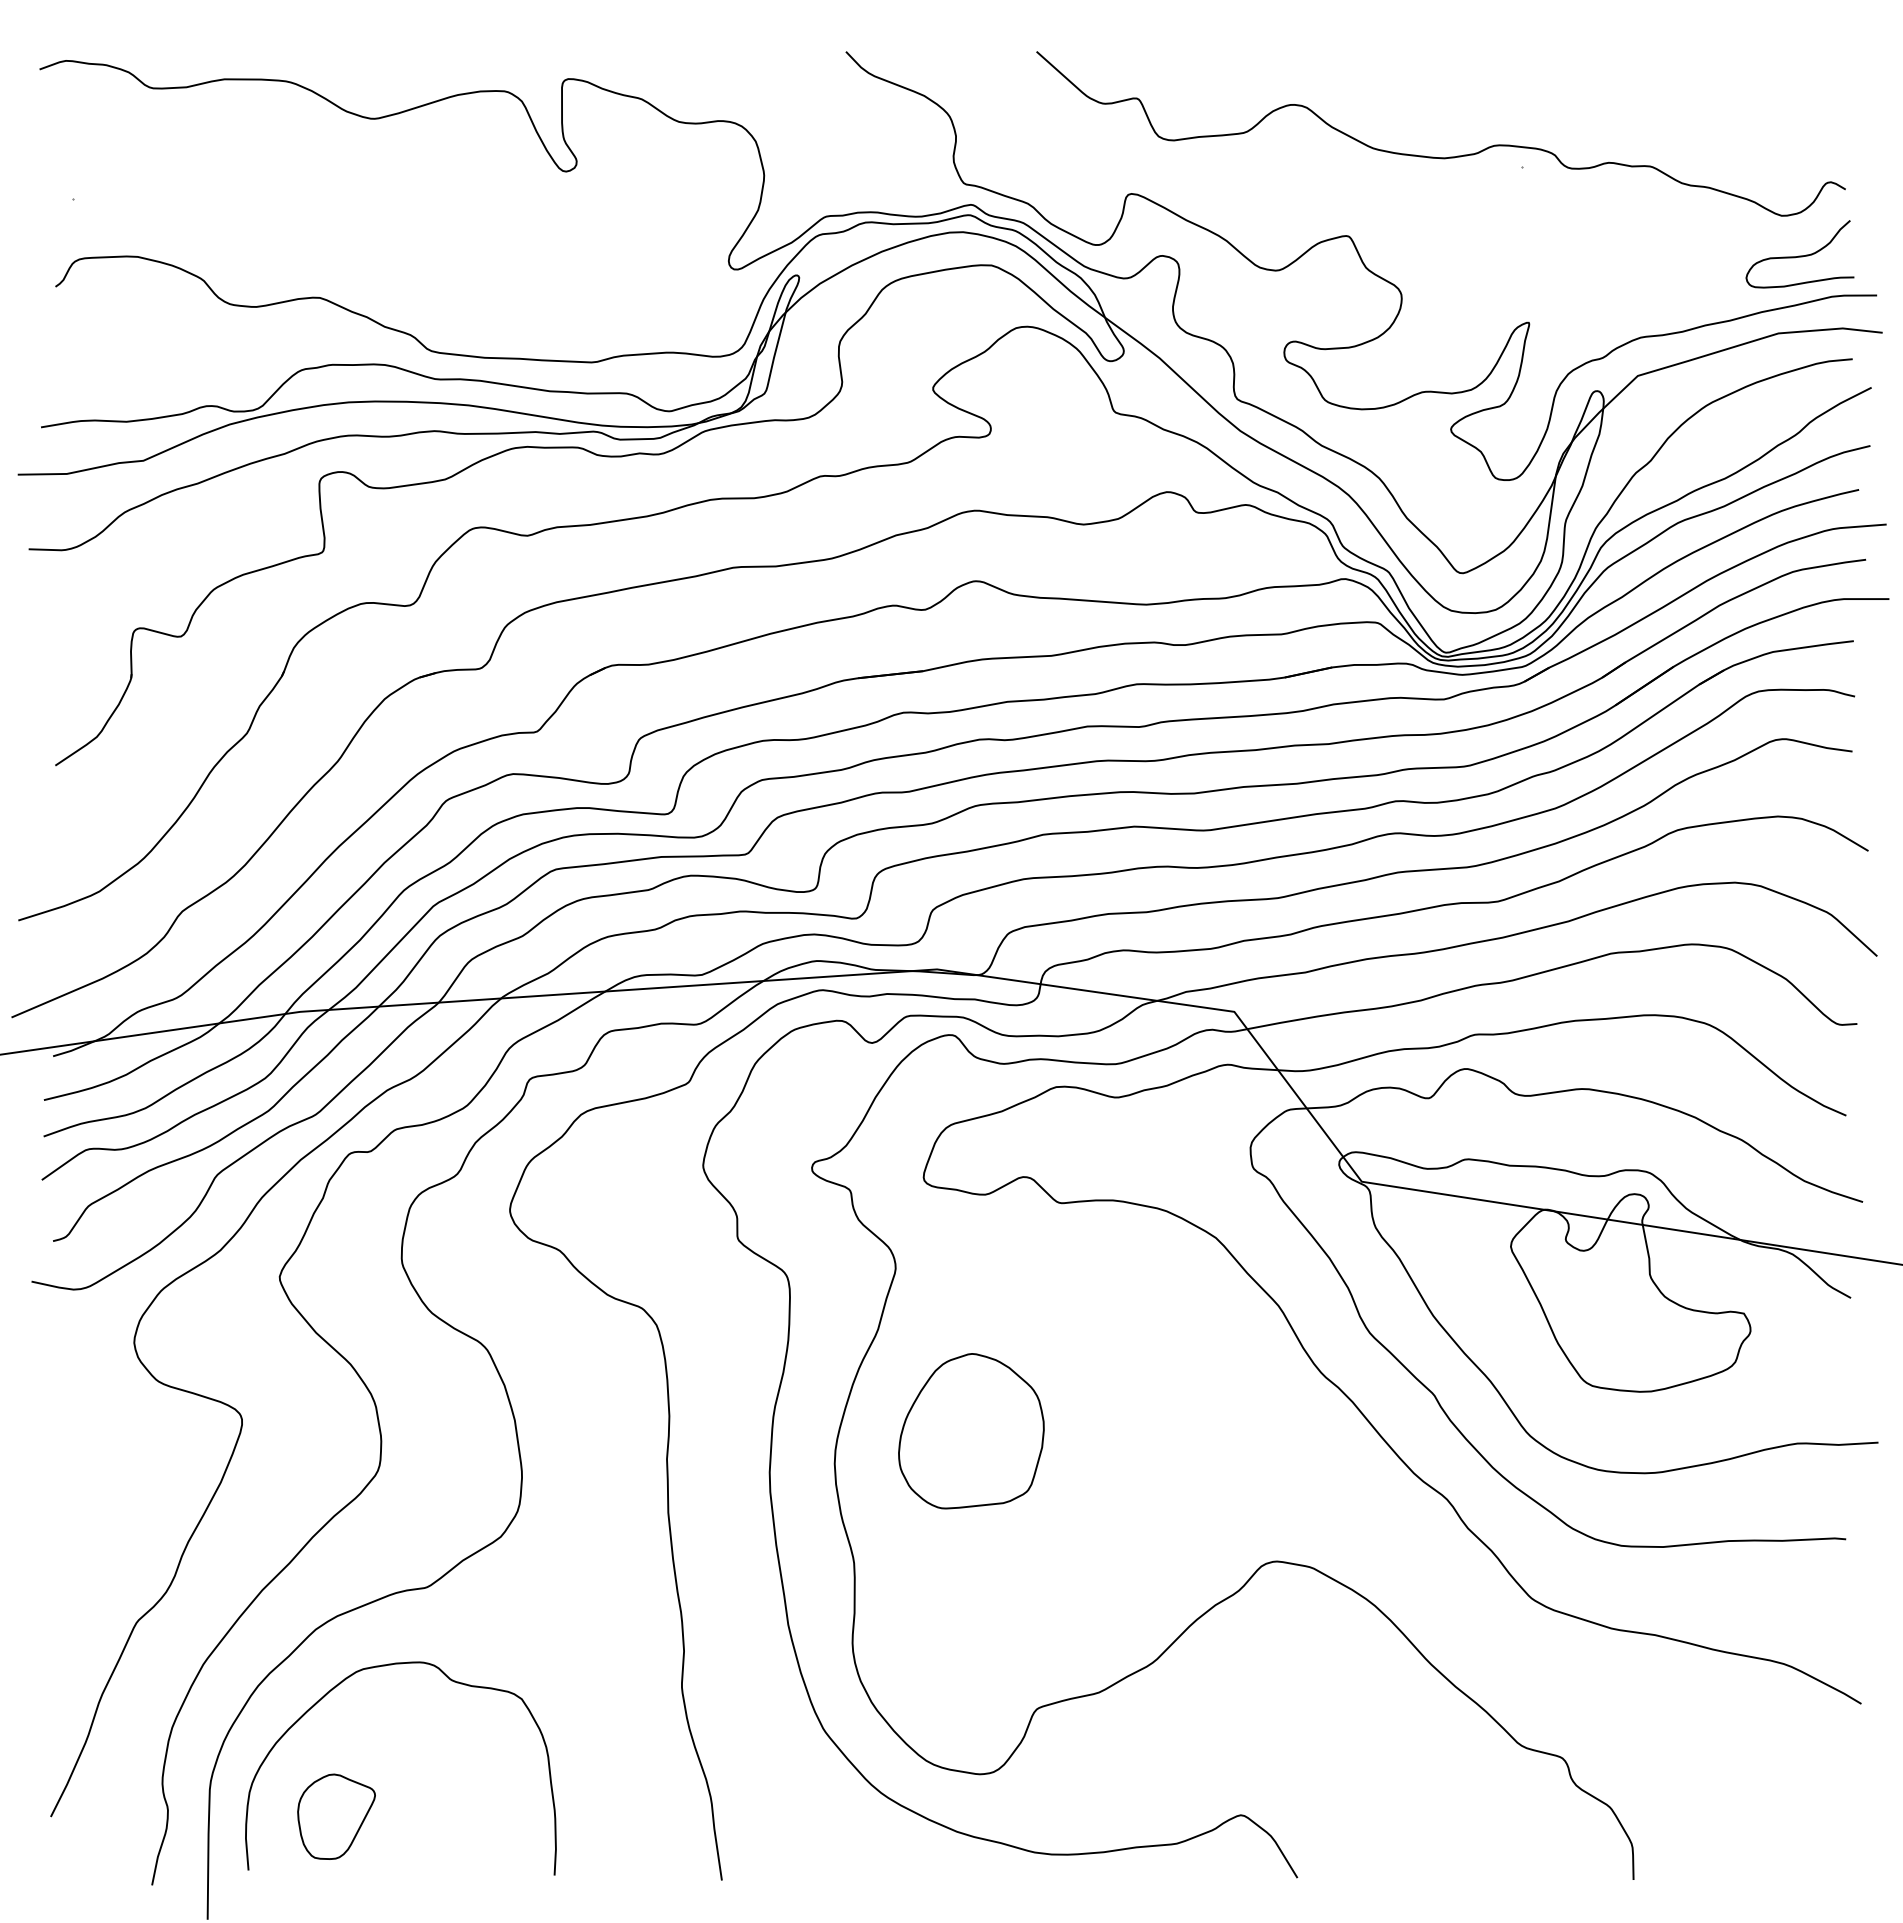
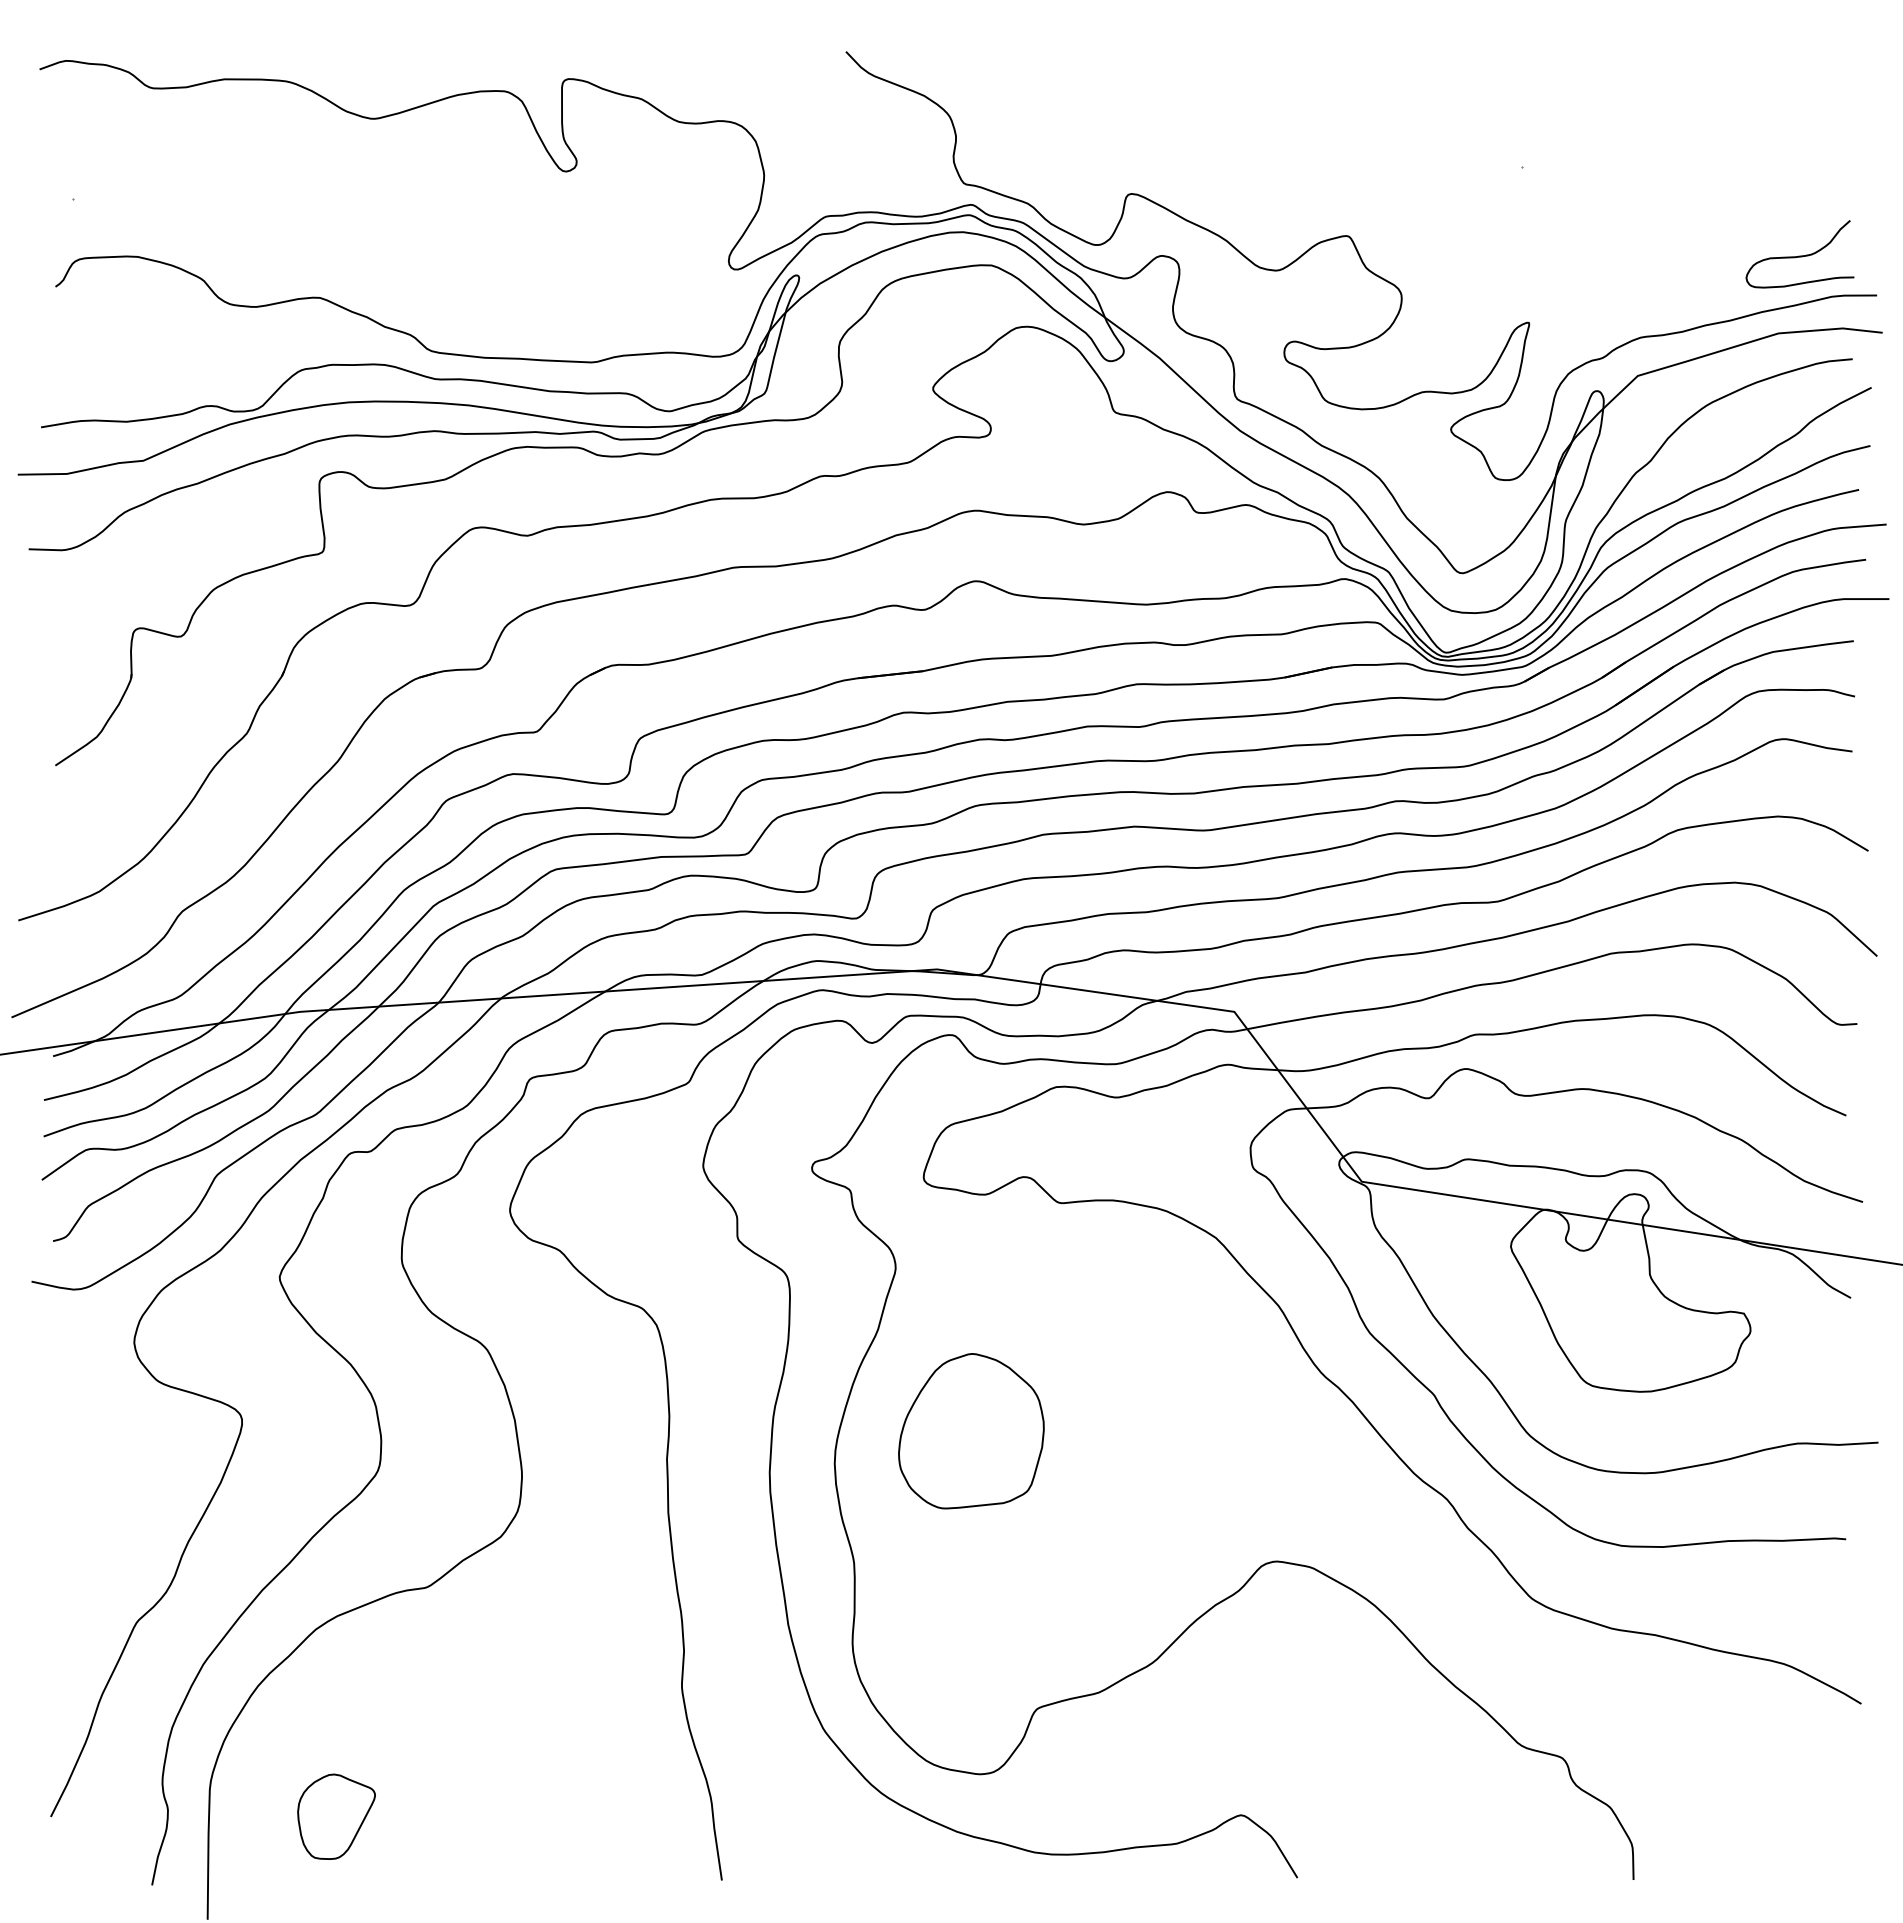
curve: present -> none (1440, 157)
curve: present -> none (451, 1681)
